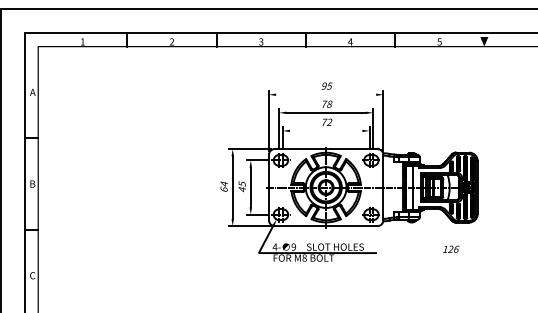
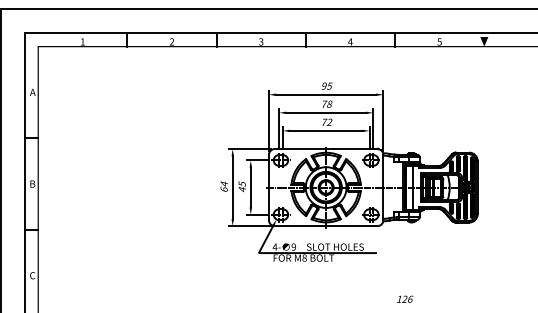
line: none -> present (326, 94)
line: none -> present (326, 130)
text position: (451, 248) -> (405, 298) (405, 298)
